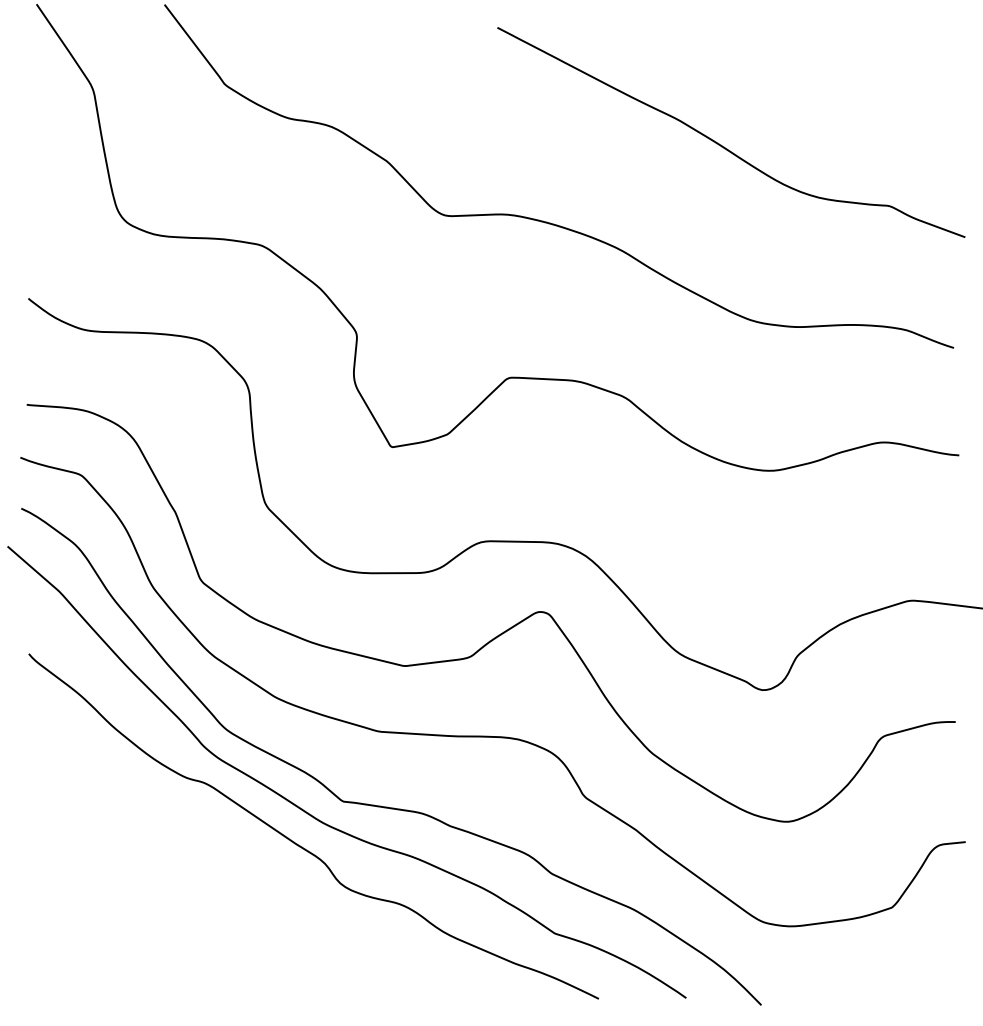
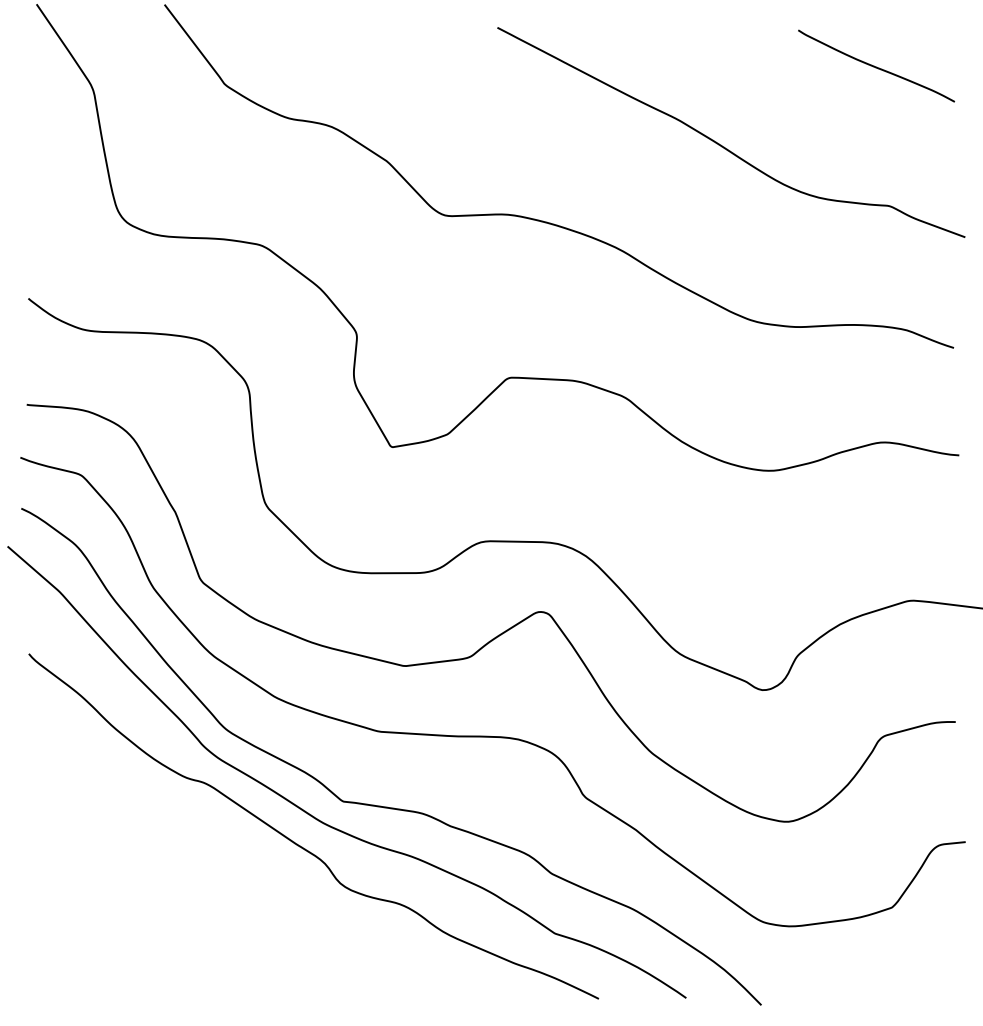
curve: none -> present (876, 66)
